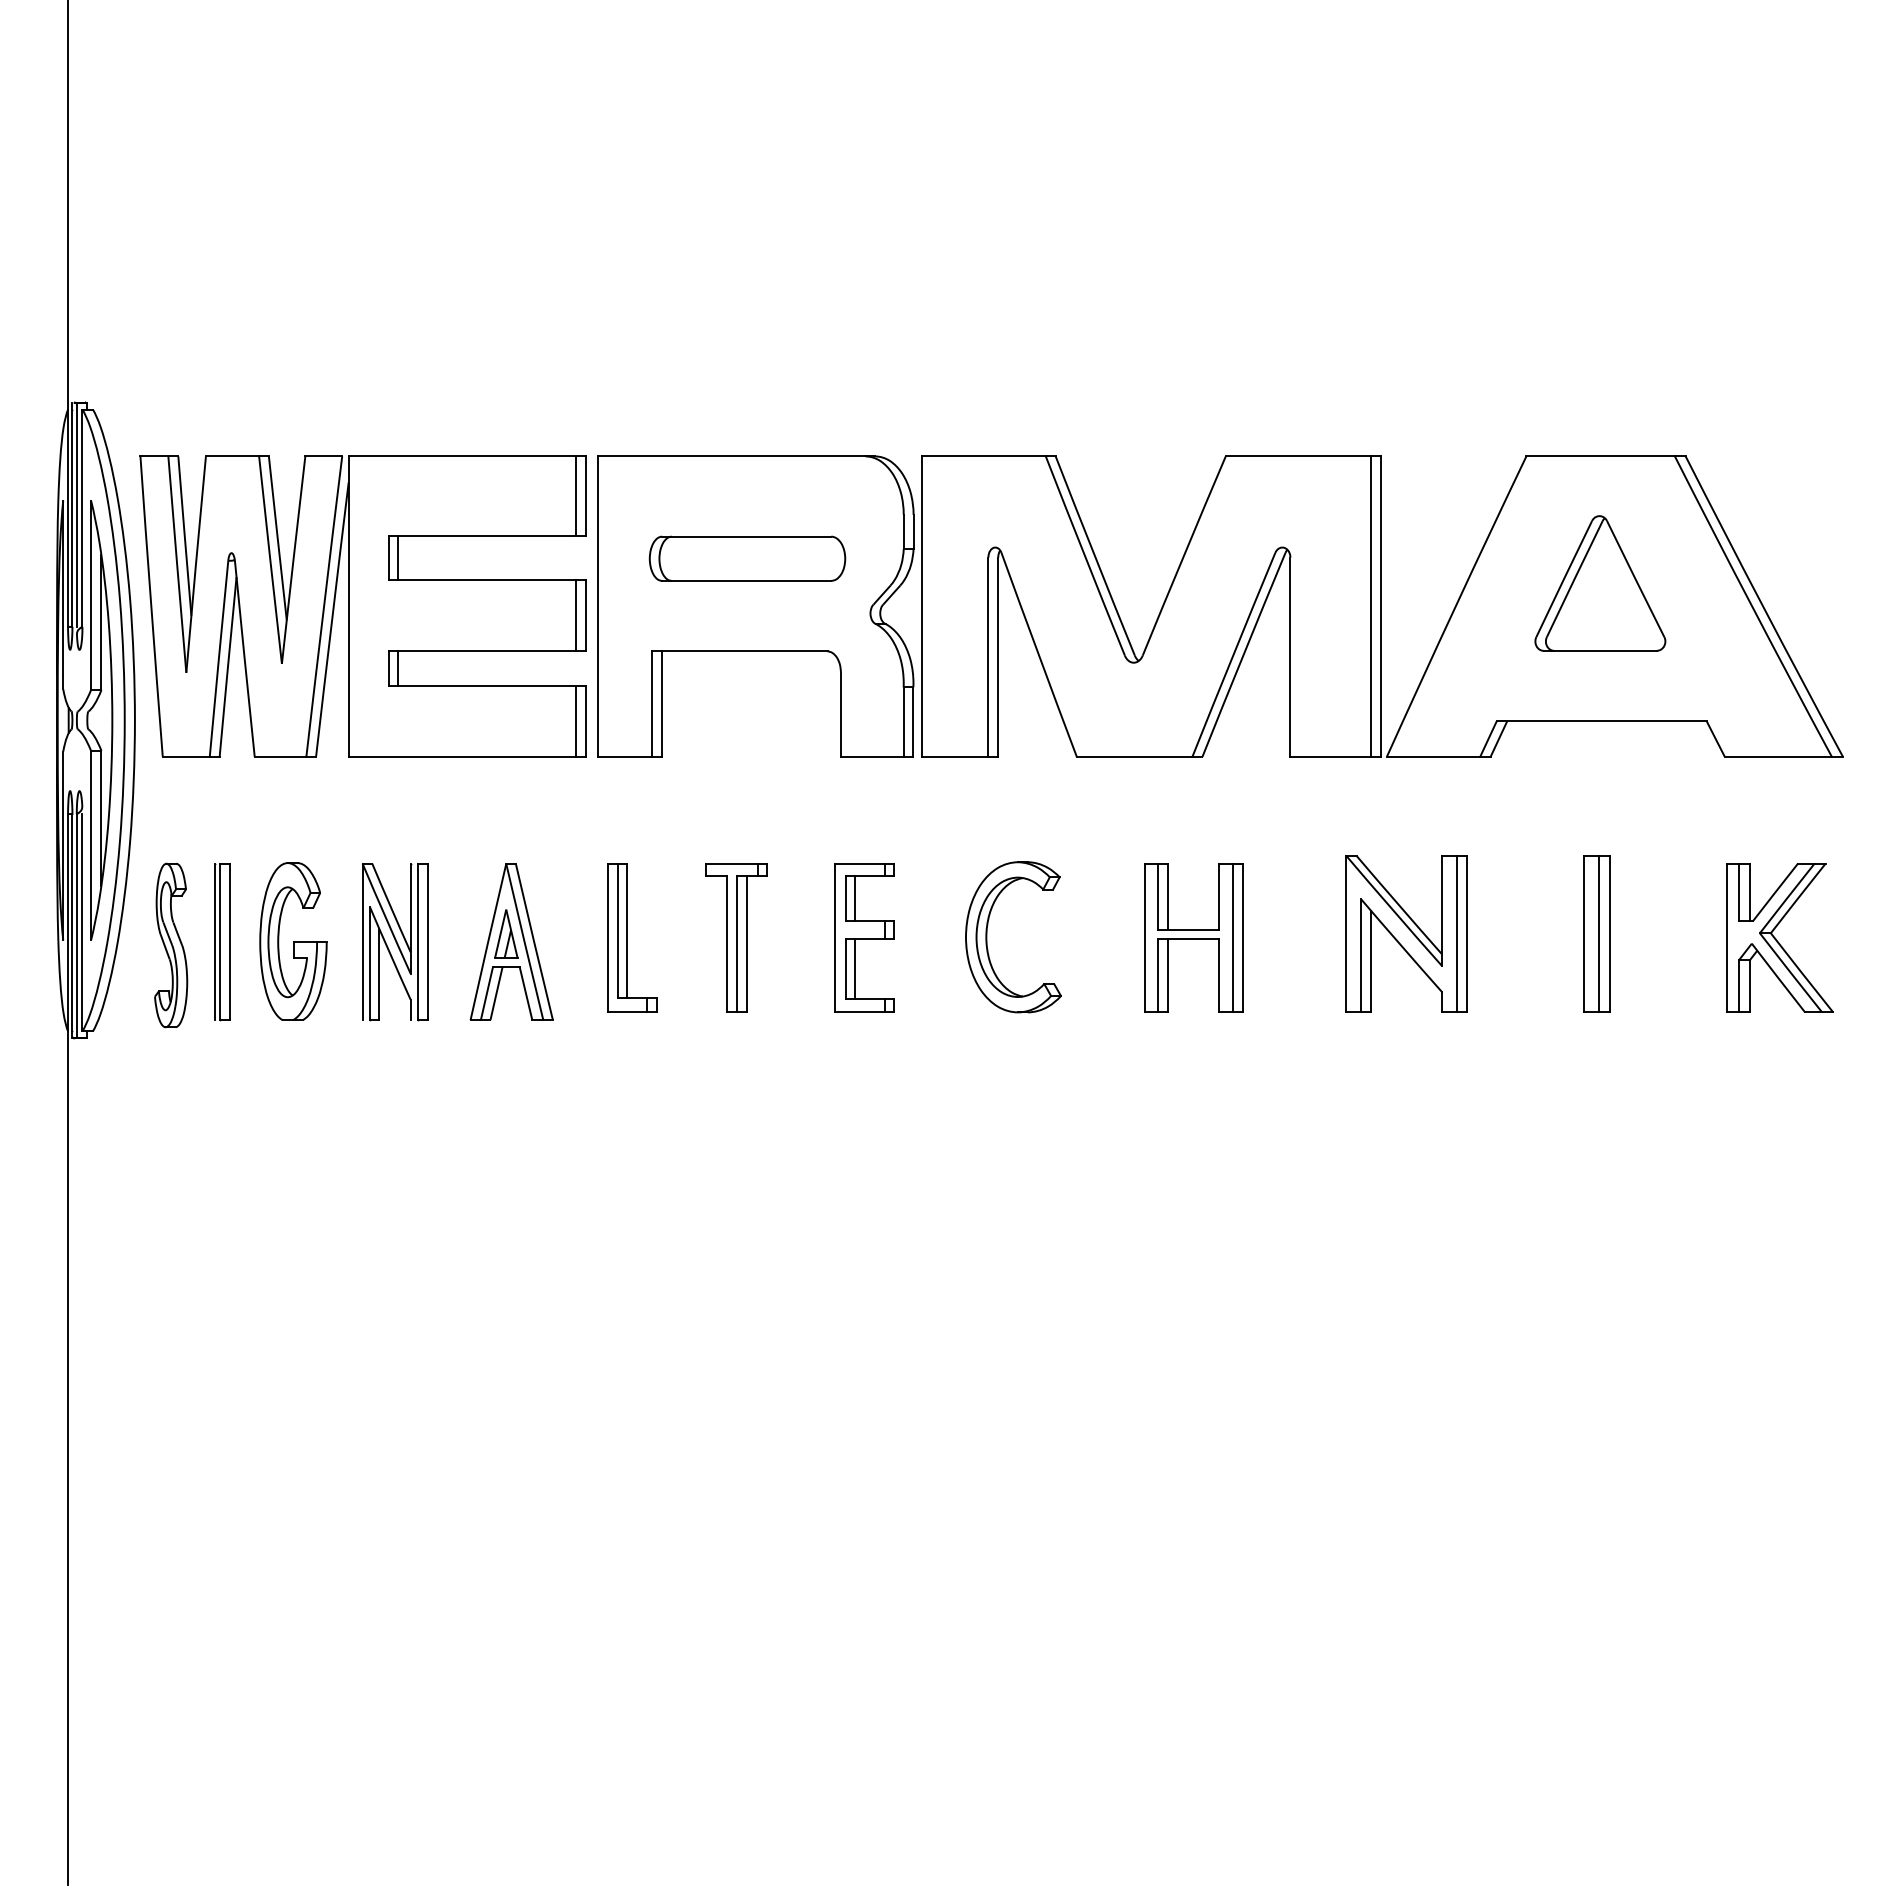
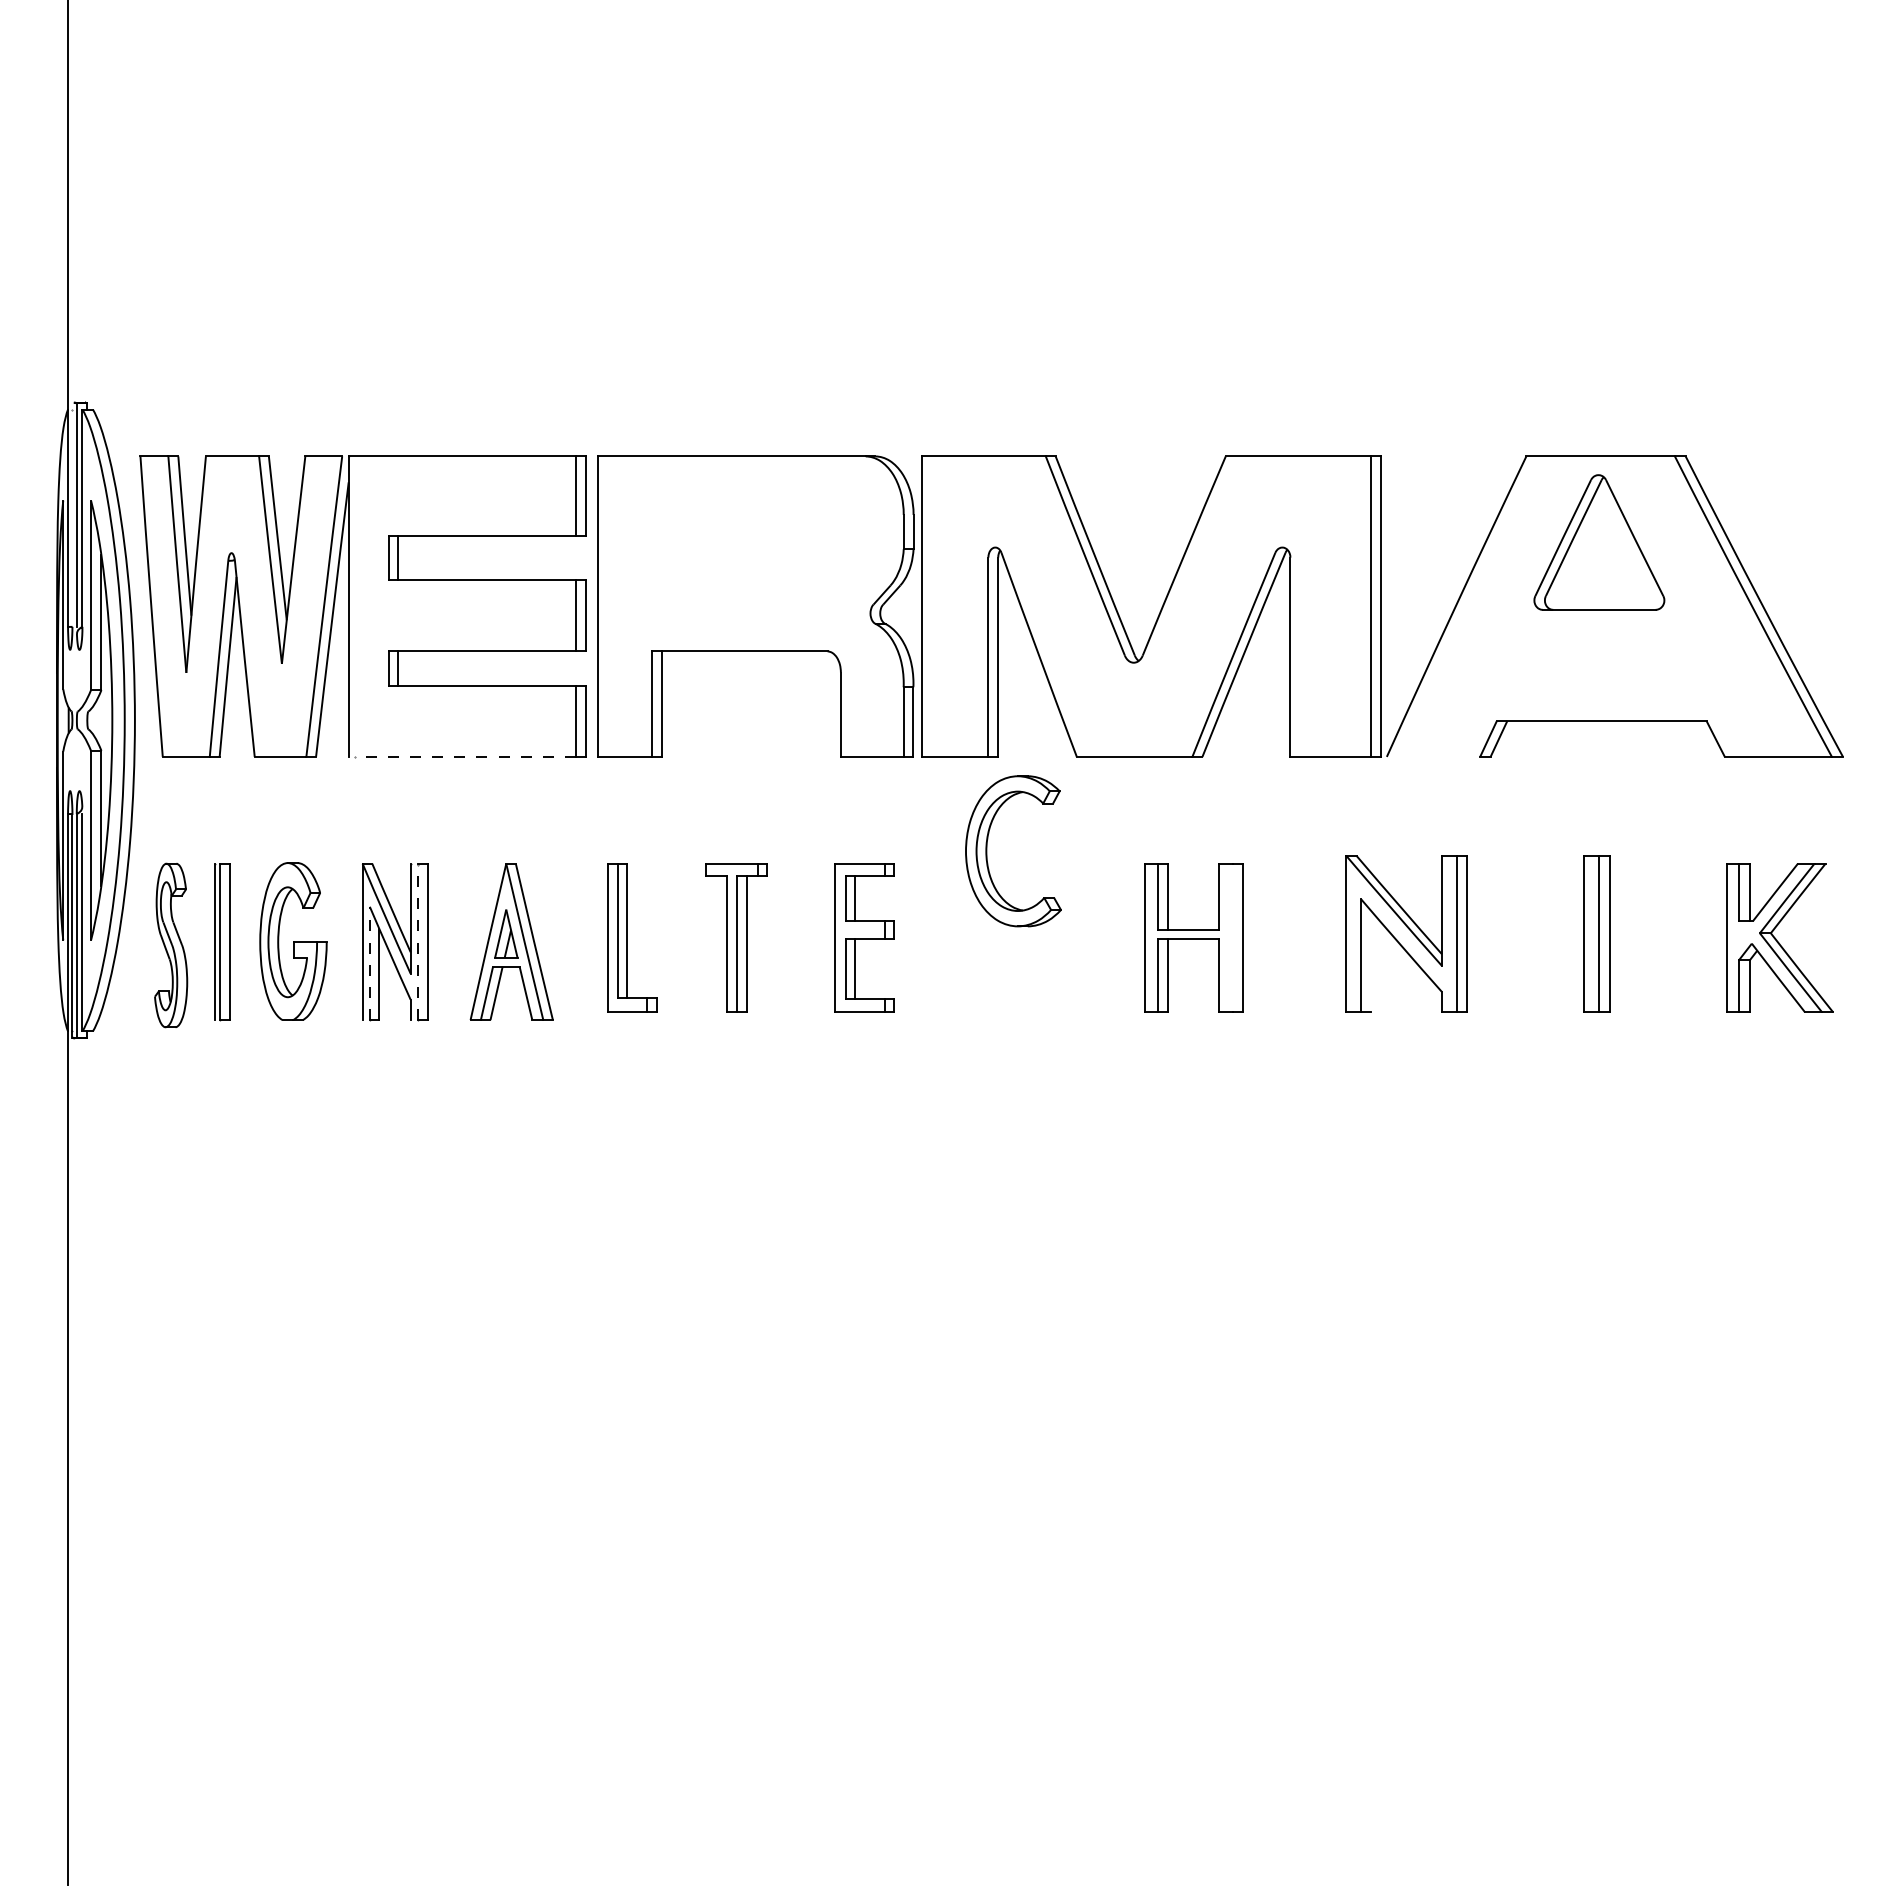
line: present -> none (72, 514)
part: present -> none (747, 558)
part position: (1600, 583) -> (1599, 542) (1599, 542)
line: solid -> dashed (462, 756)
line: present -> none (1433, 756)
part position: (987, 937) -> (987, 851) (987, 851)
line: present -> none (1232, 937)
line: solid -> dashed (418, 941)
line: present -> none (1371, 961)
line: solid -> dashed (369, 963)
